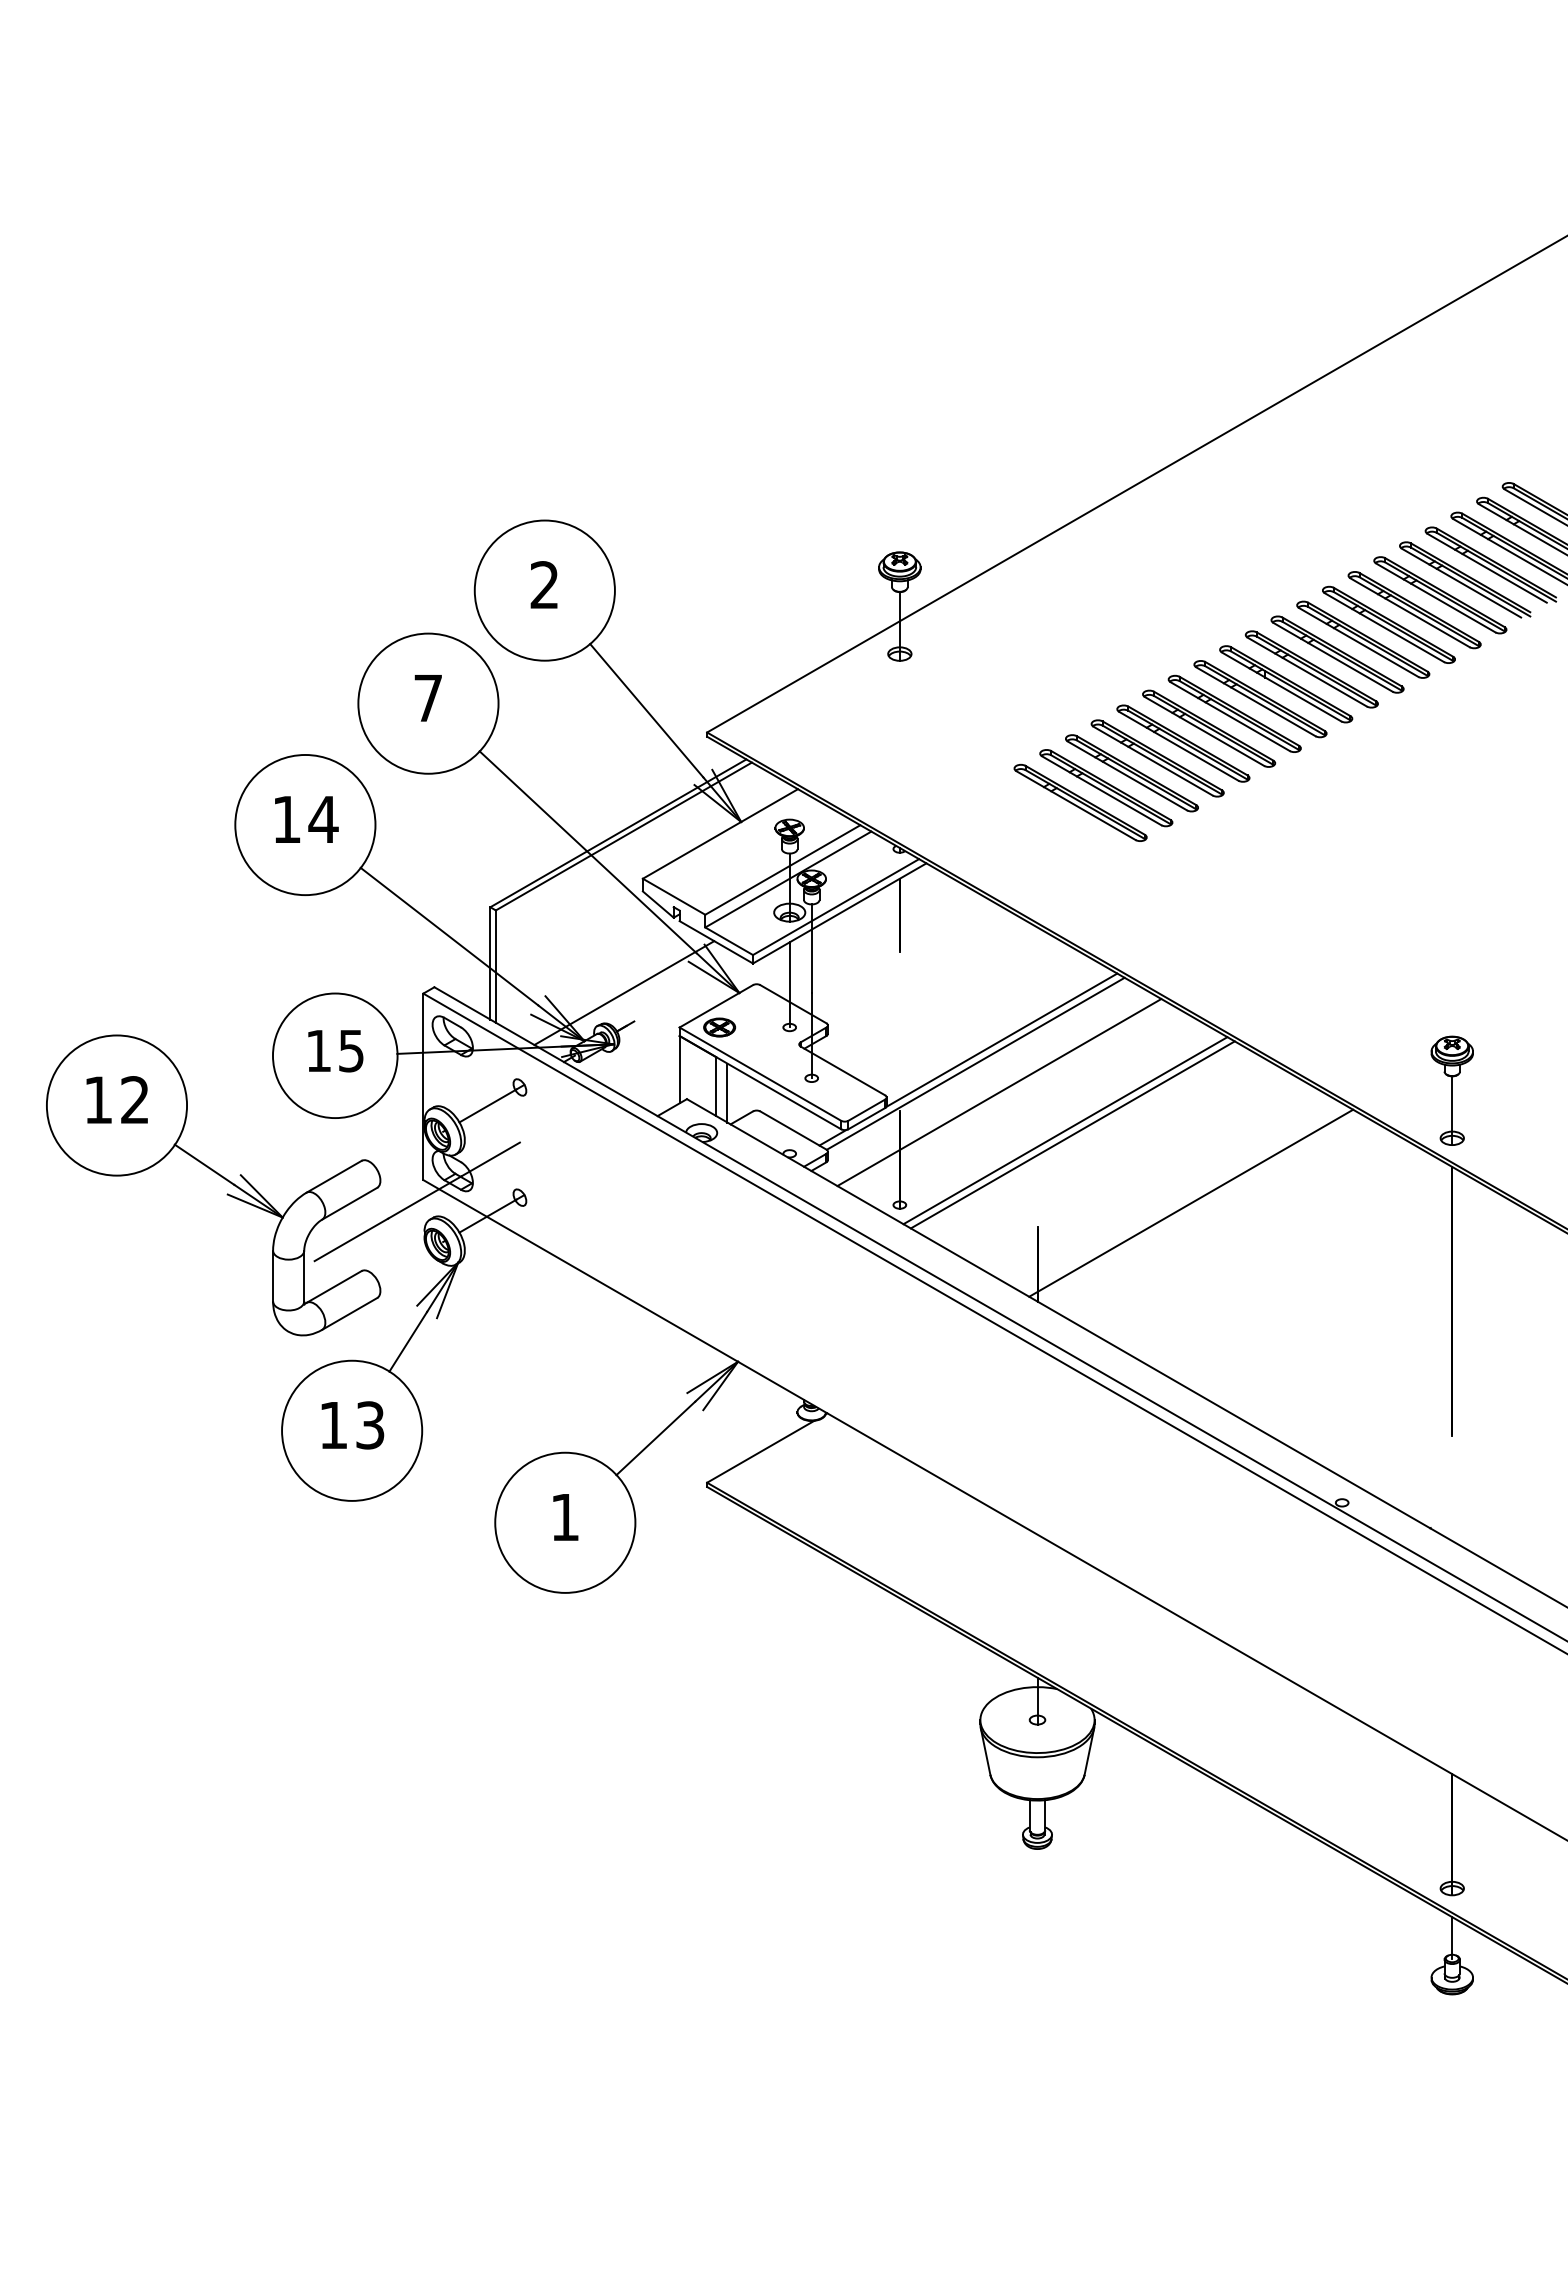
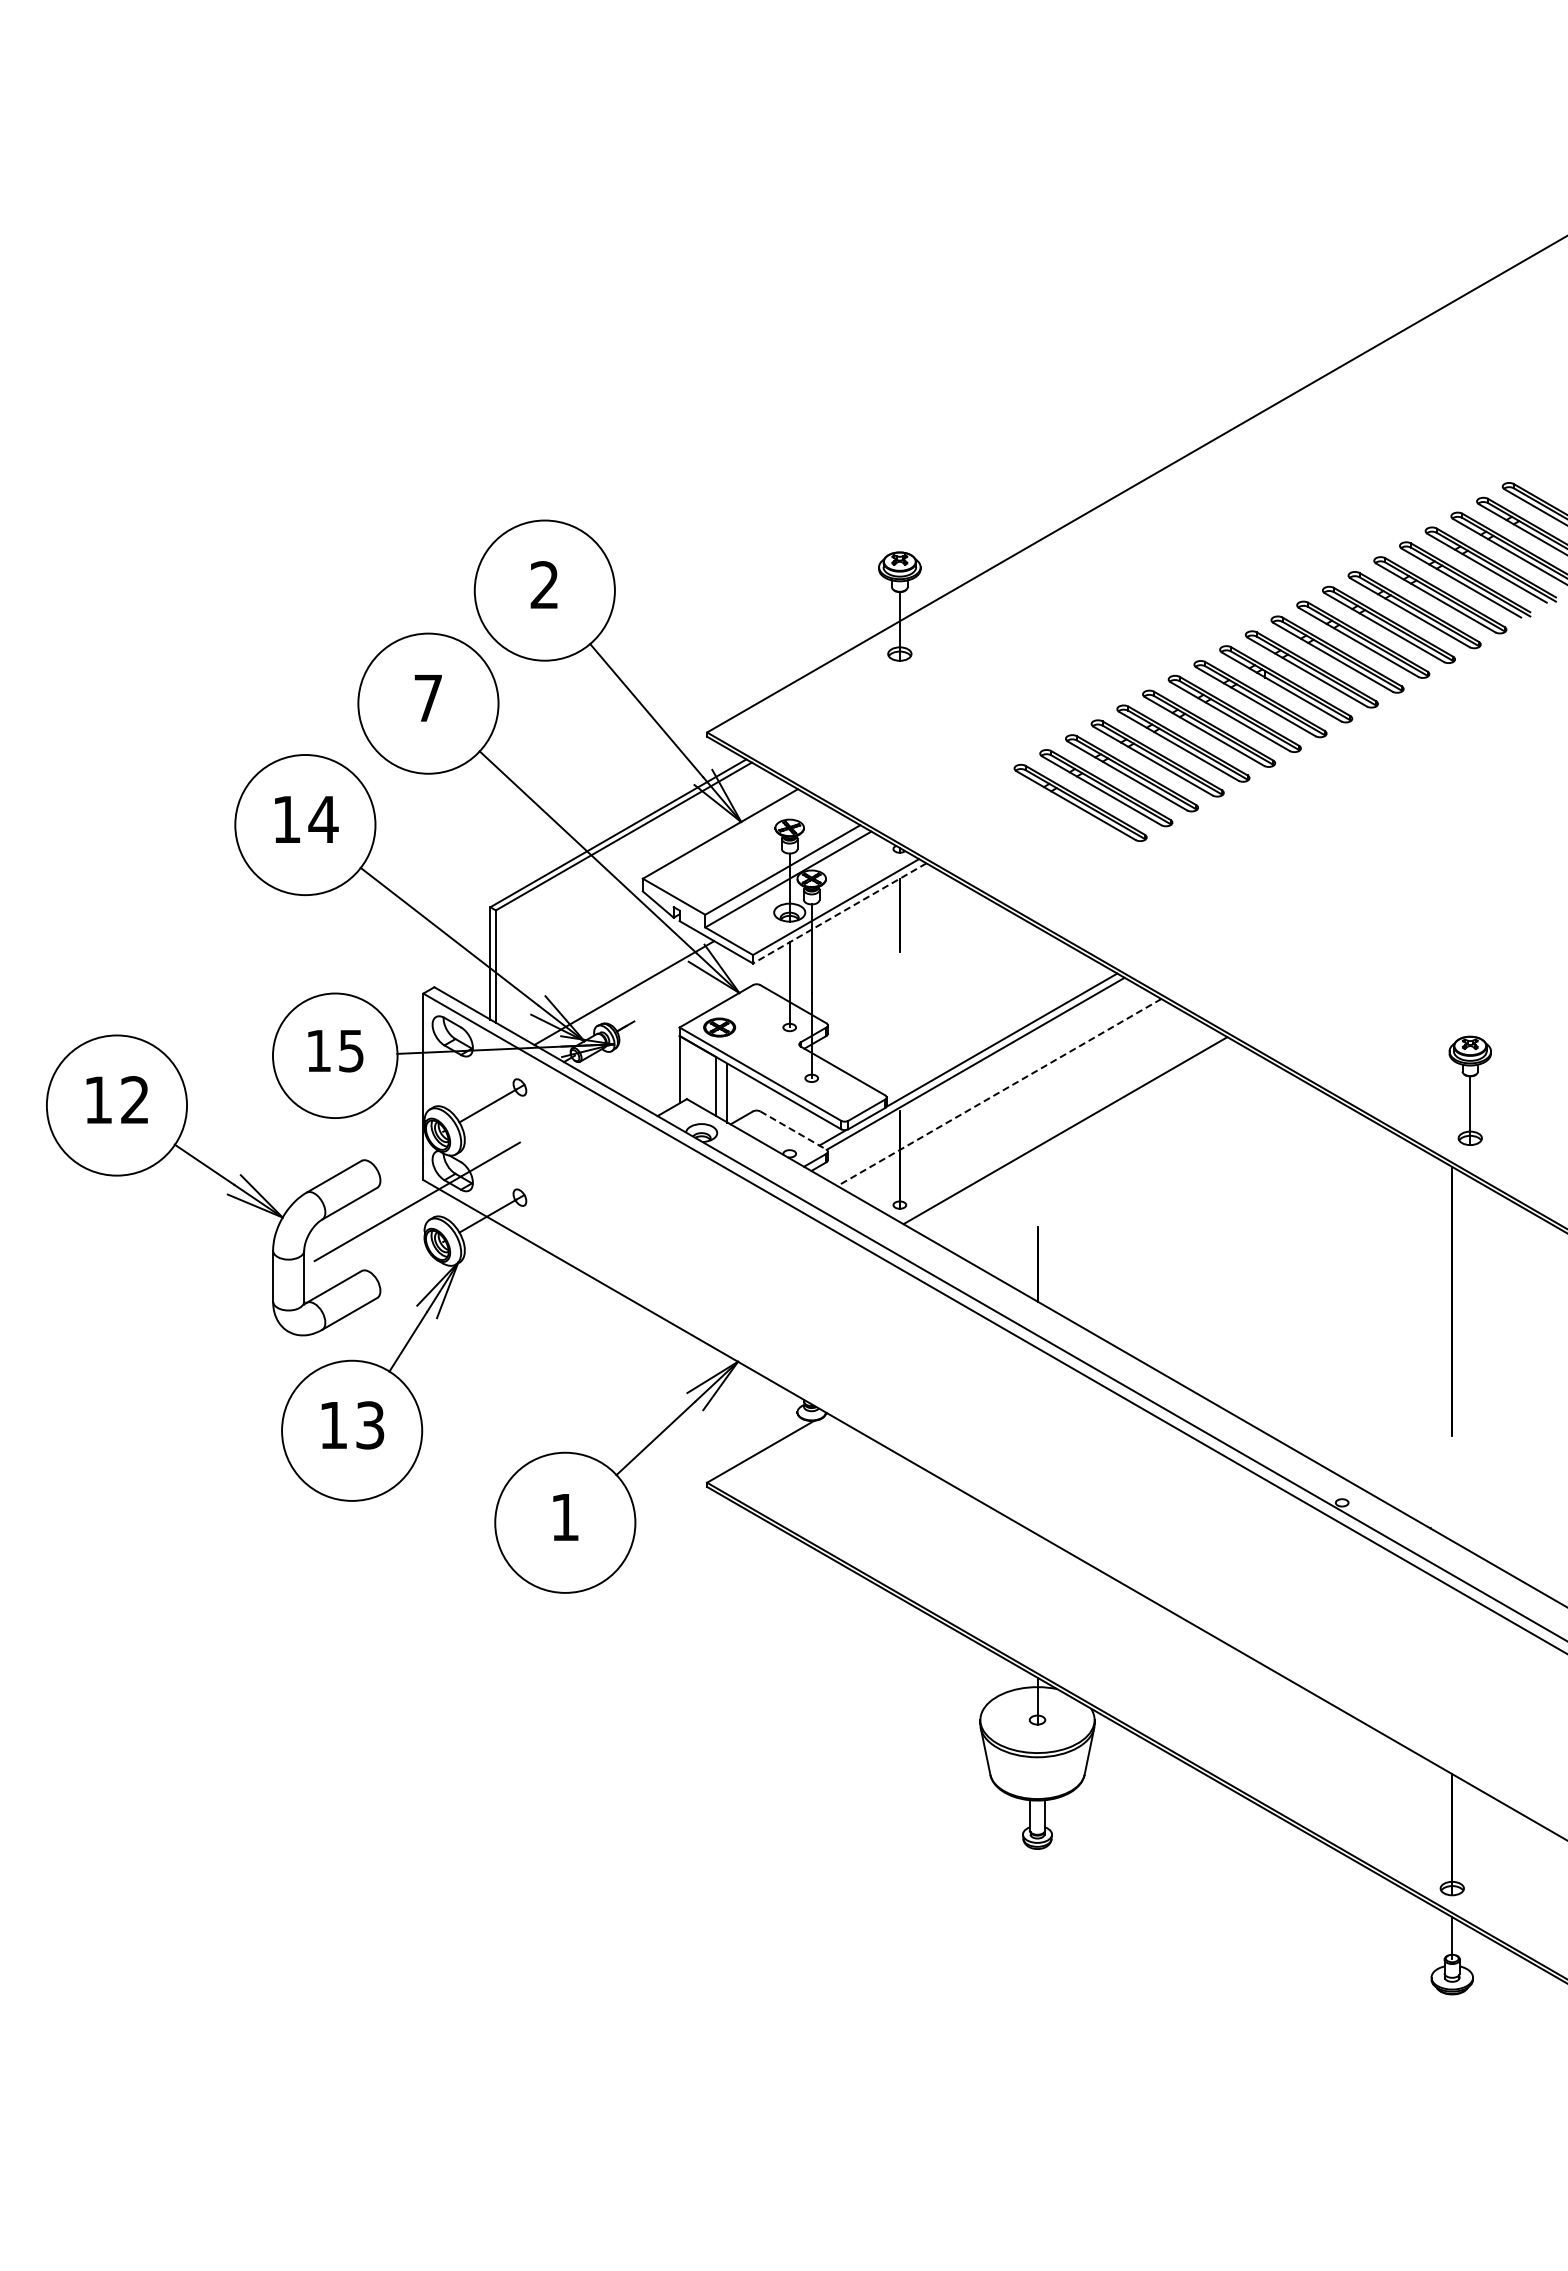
line: solid -> dashed (839, 913)
part position: (1451, 1090) -> (1469, 1090) (1469, 1090)
line: solid -> dashed (998, 1092)
line: solid -> dashed (793, 1130)
line: present -> none (1072, 1134)
line: present -> none (1191, 1202)
